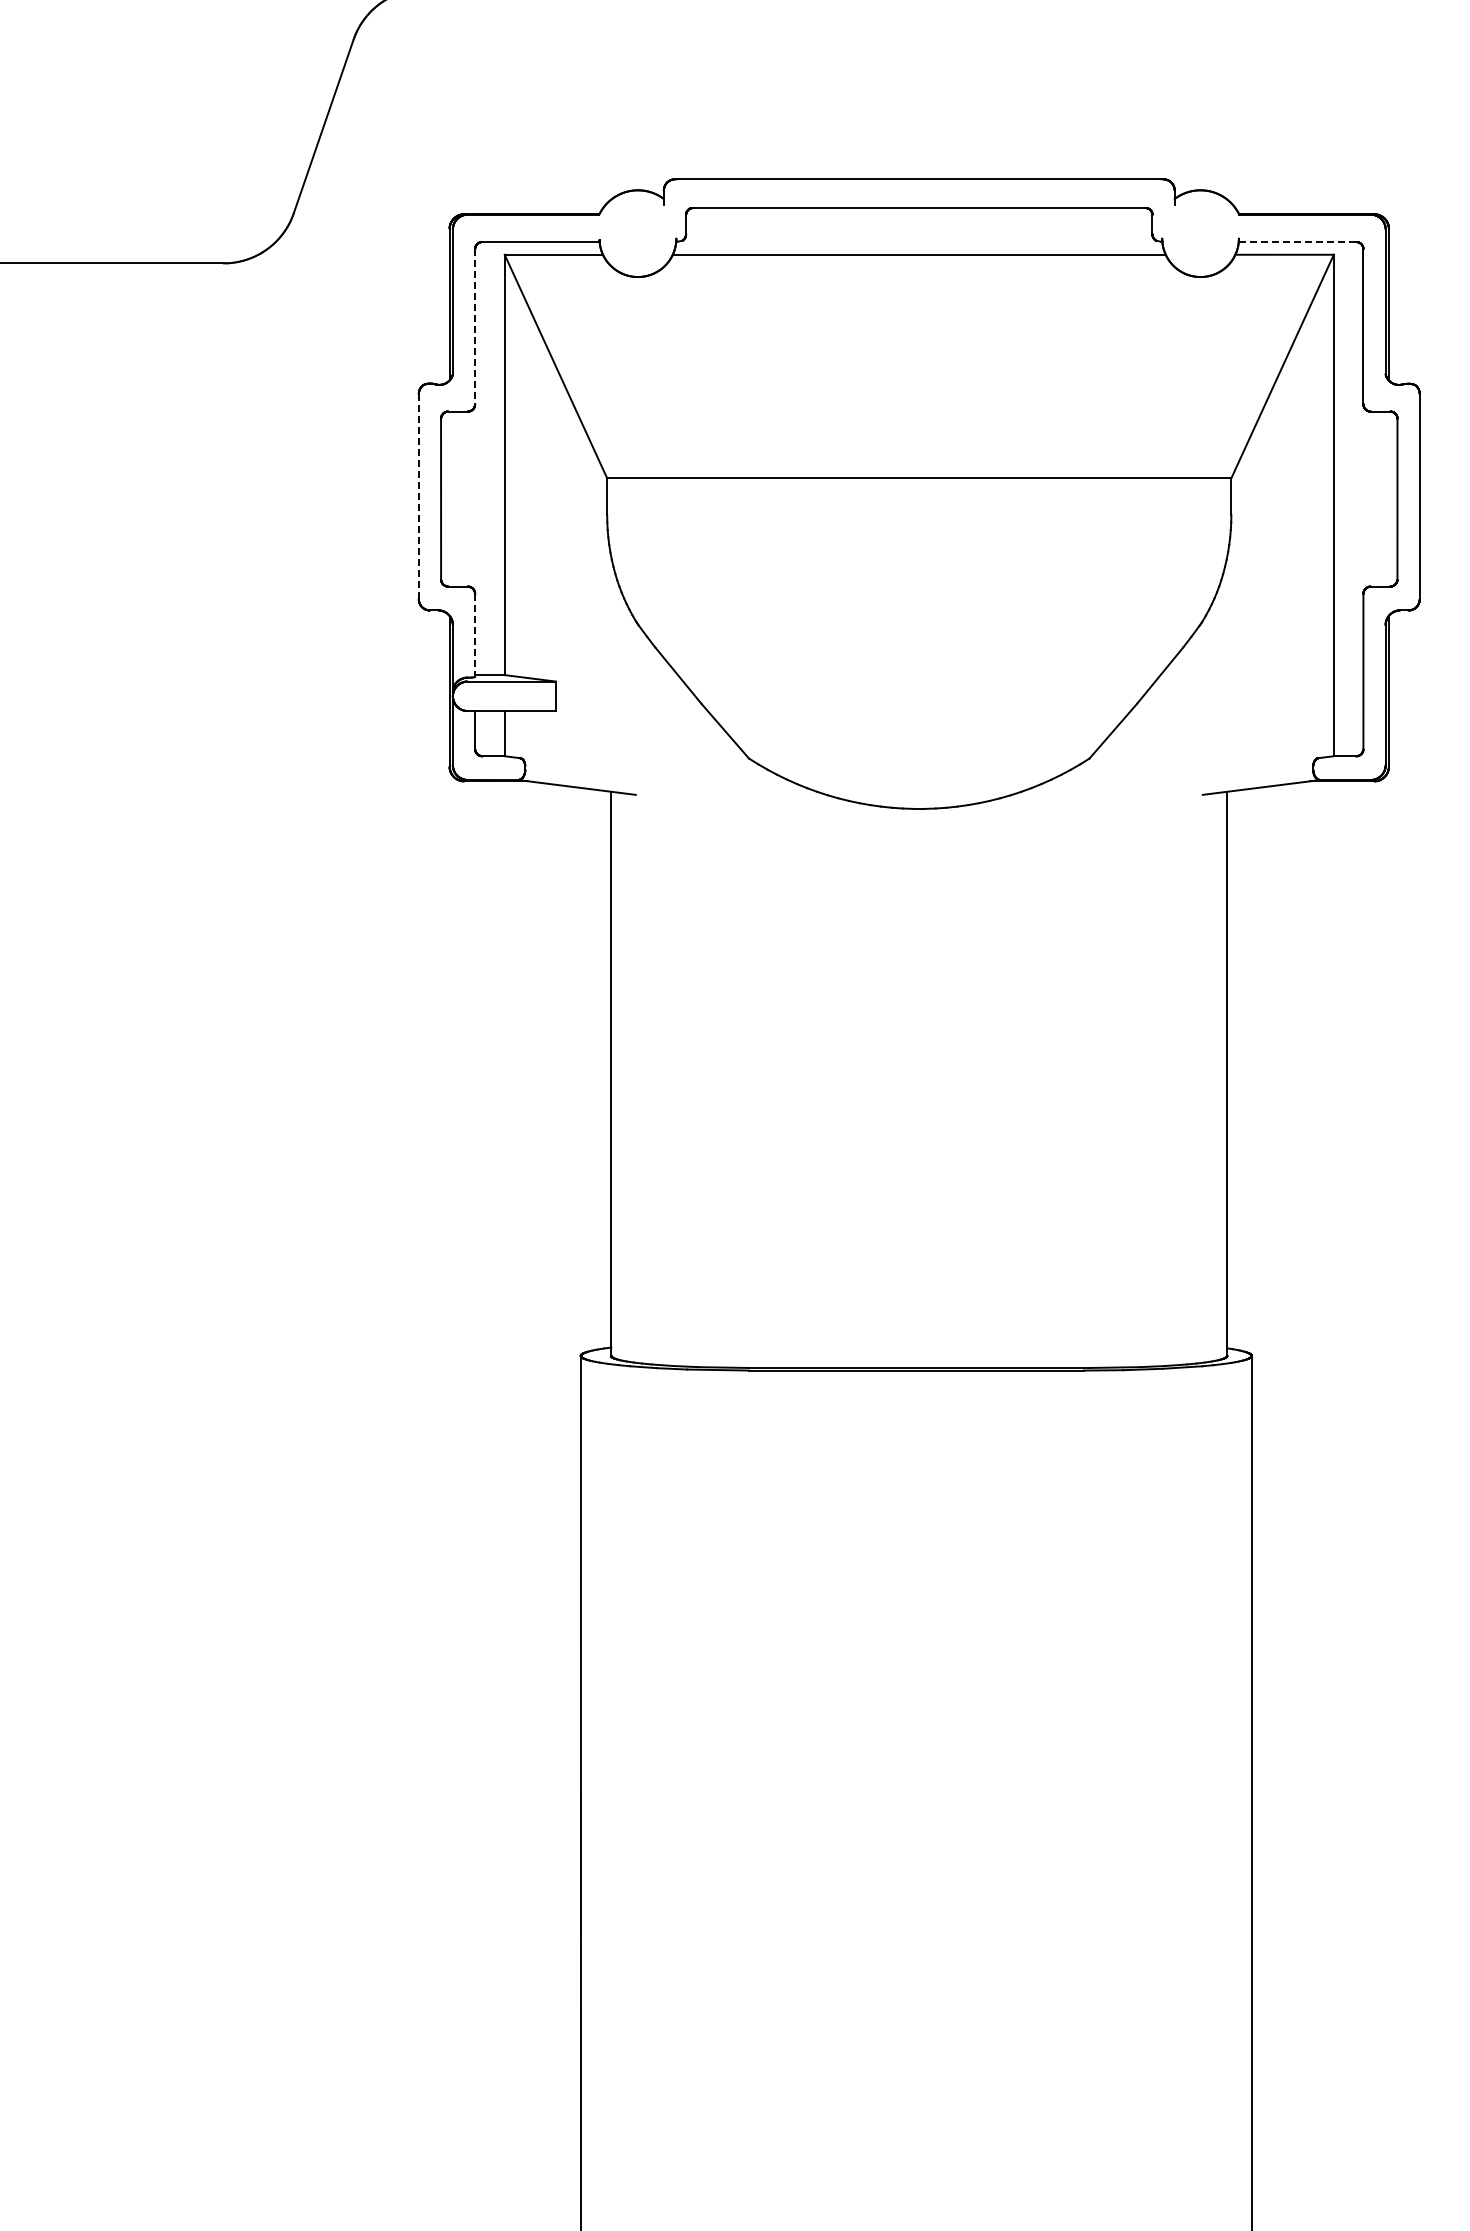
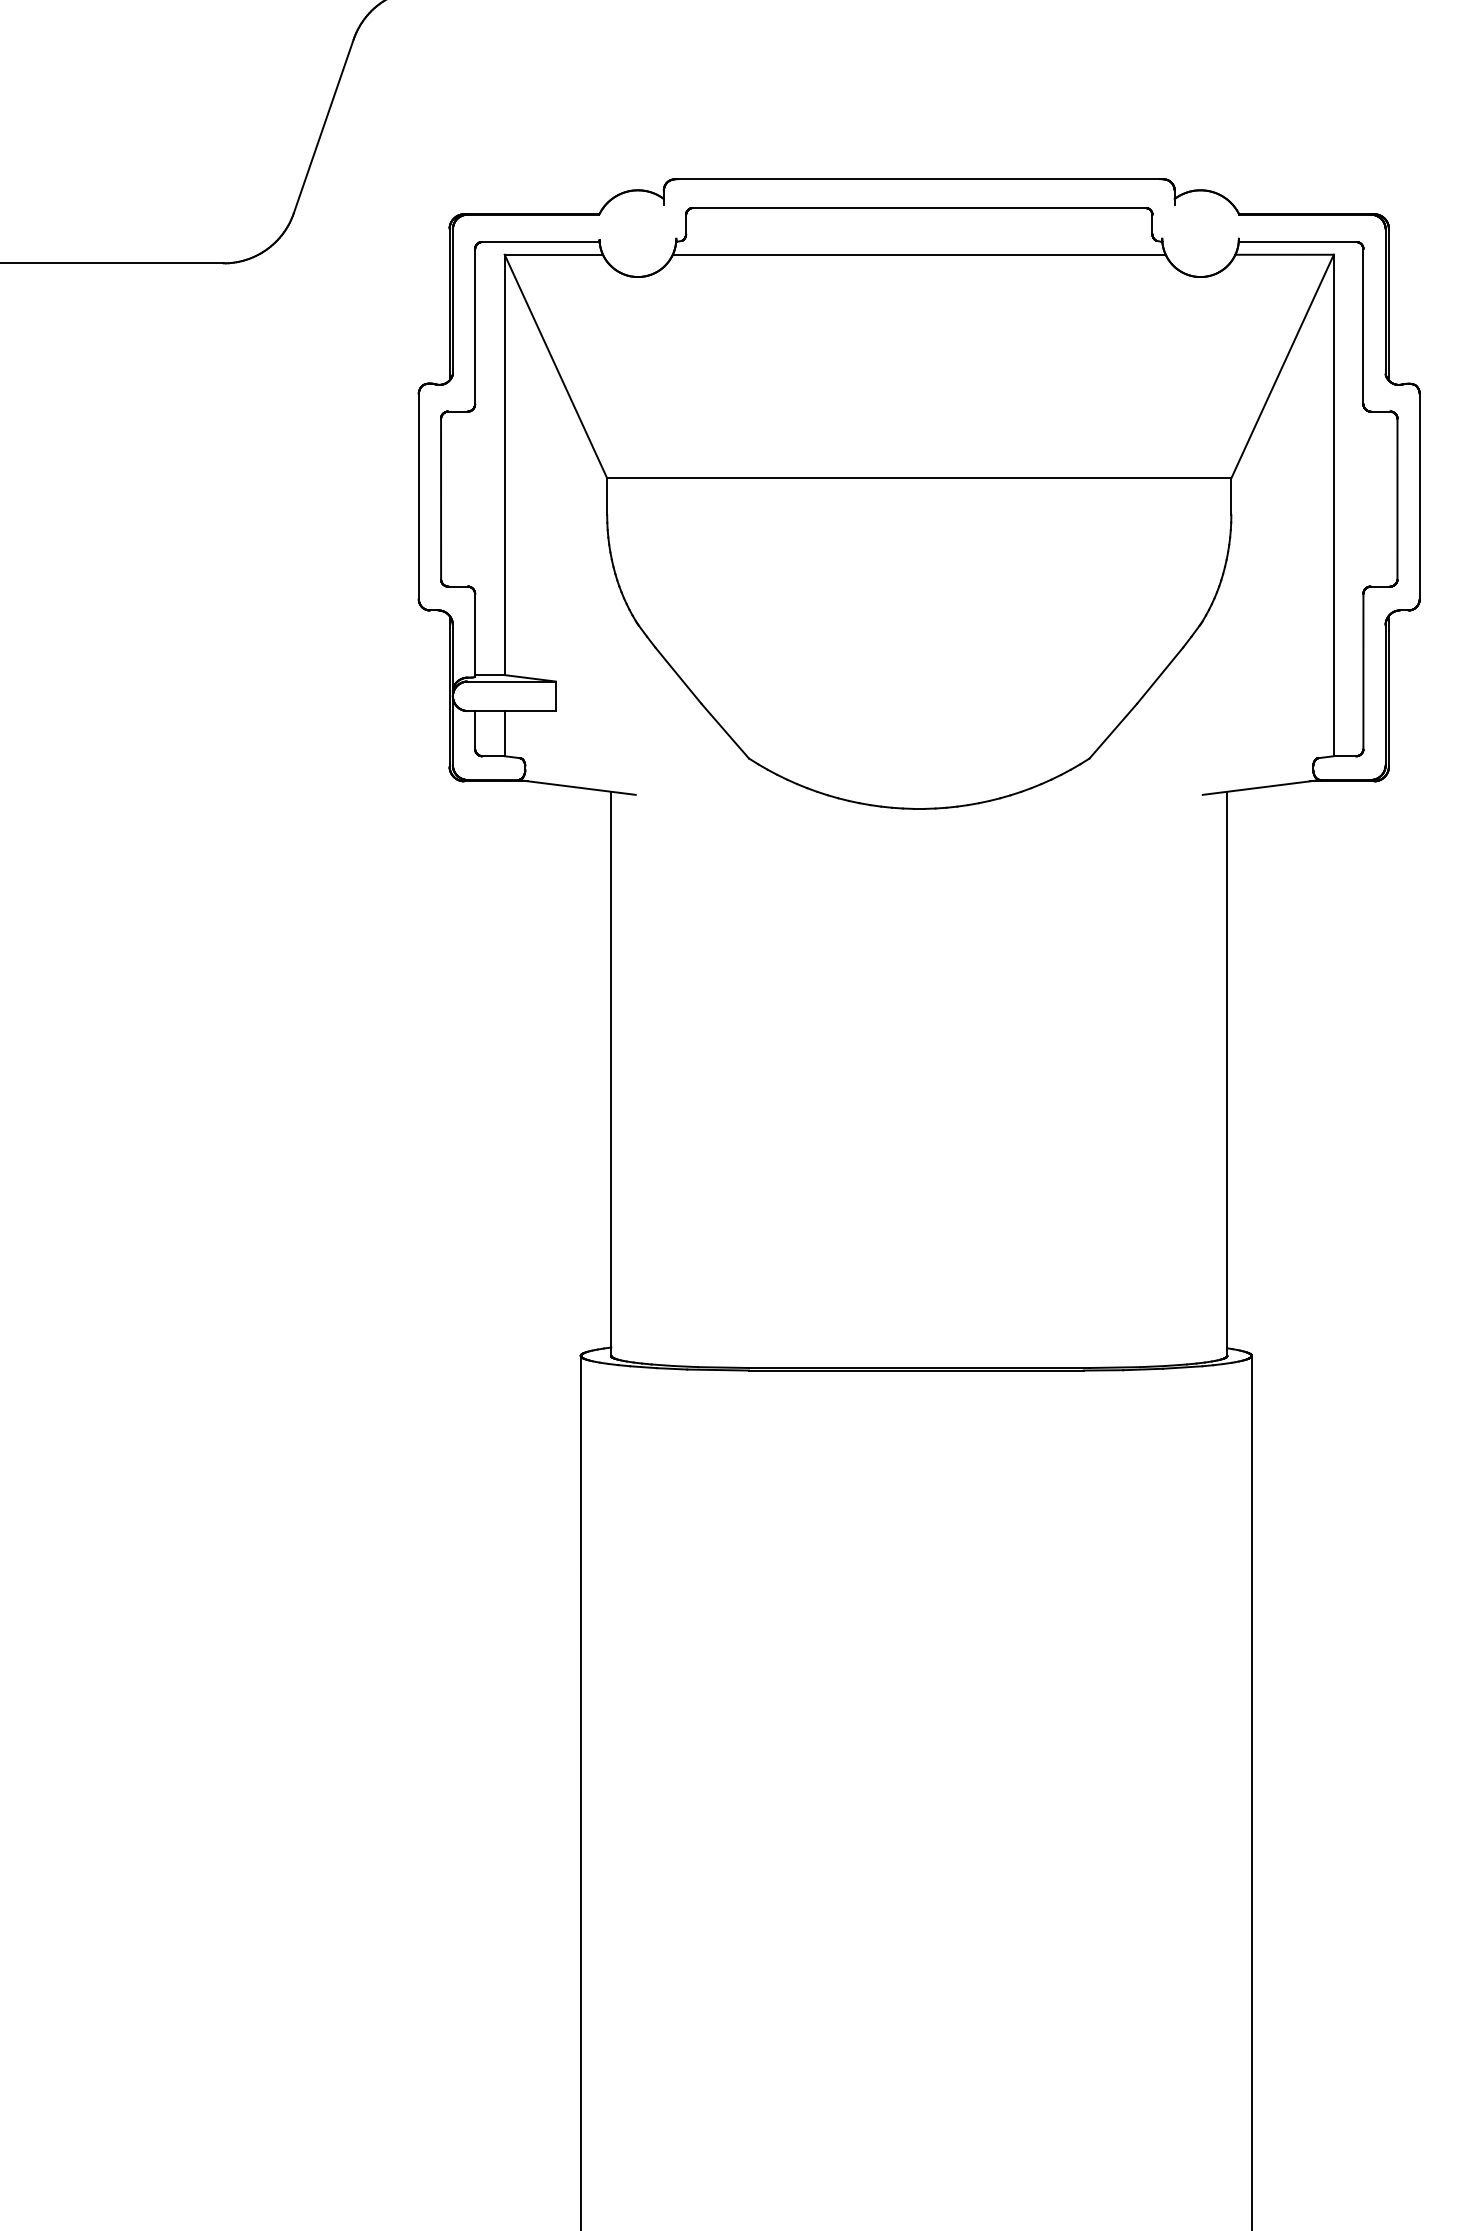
line: dashed -> solid (1297, 241)
line: dashed -> solid (475, 327)
line: dashed -> solid (418, 496)
line: dashed -> solid (475, 635)
